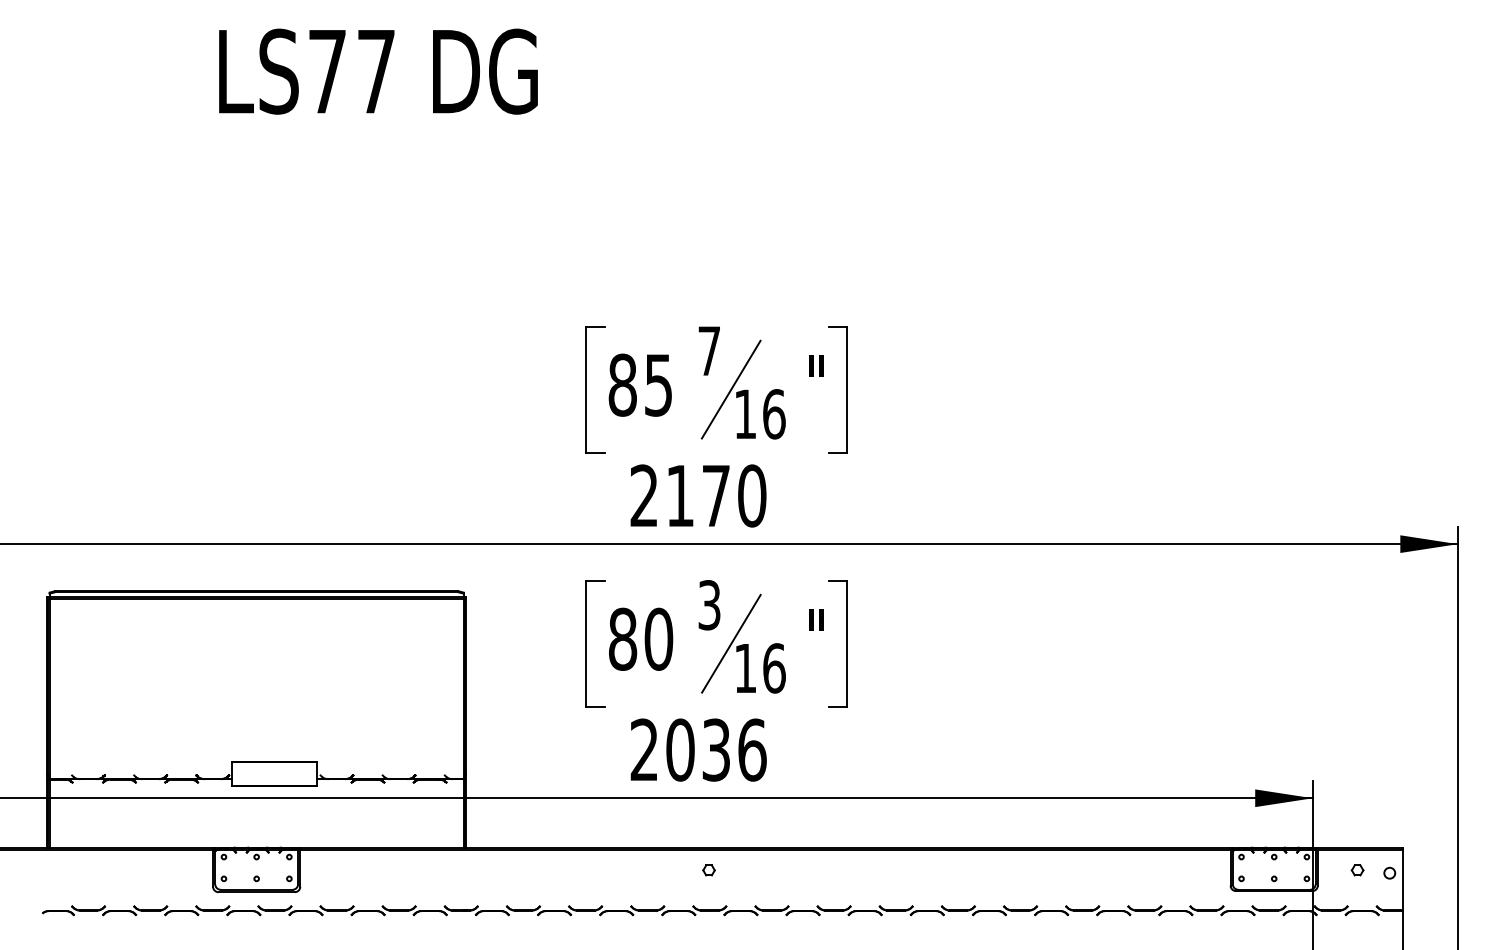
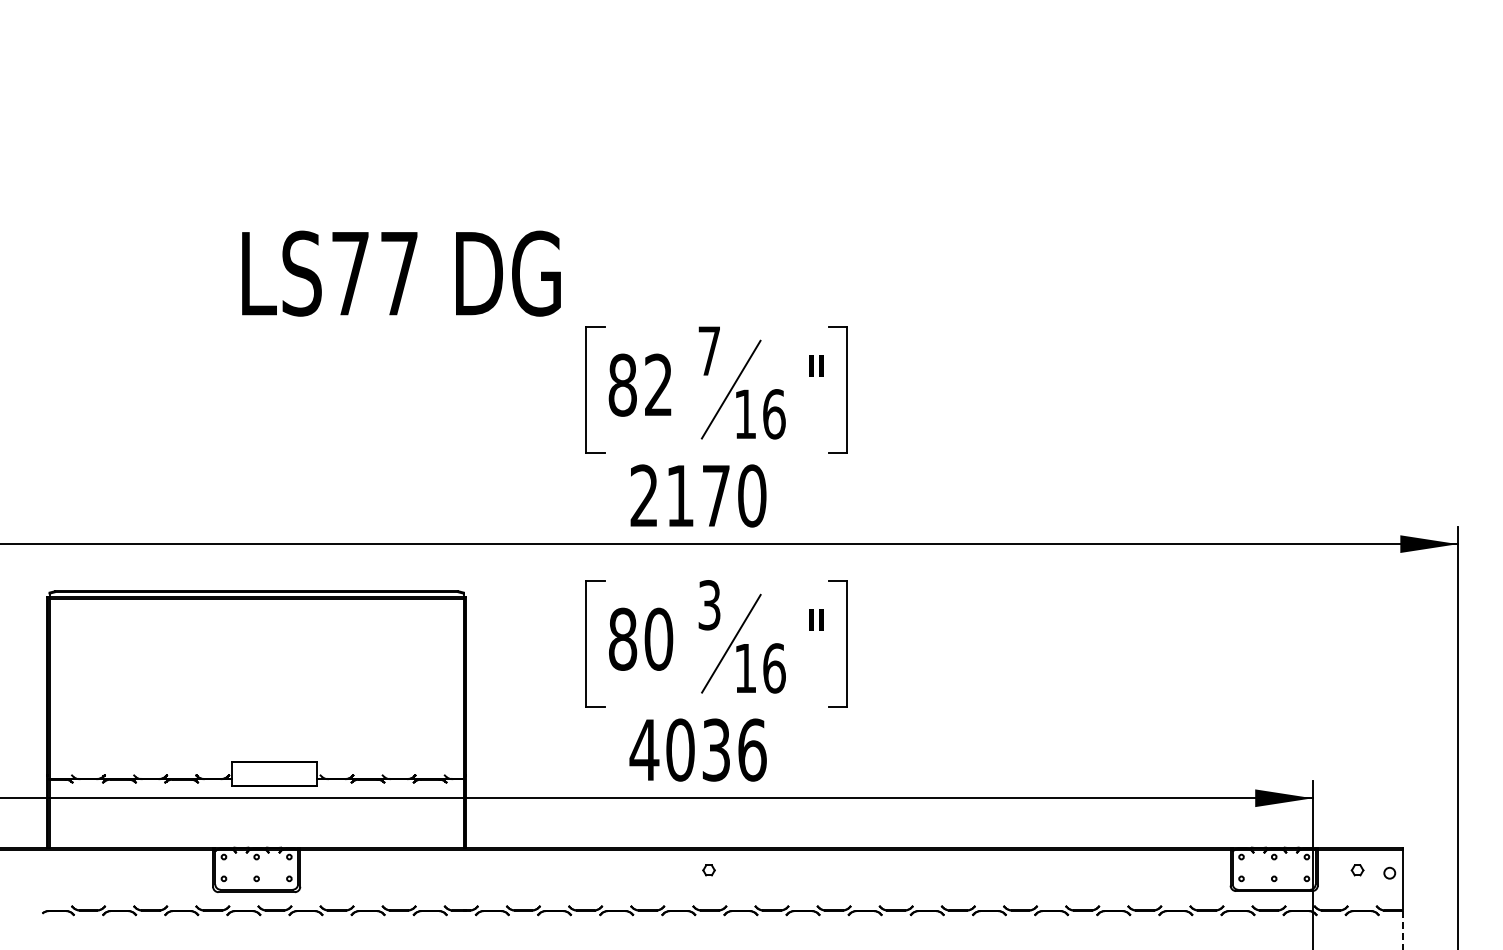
text position: (378, 71) -> (401, 273) (401, 273)
text: 85 -> 82 (658, 384)
text: 2036 -> 4036 (644, 749)
line: solid -> dashed (1402, 930)
